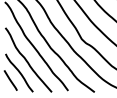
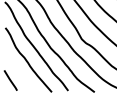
curve: present -> none (19, 72)
